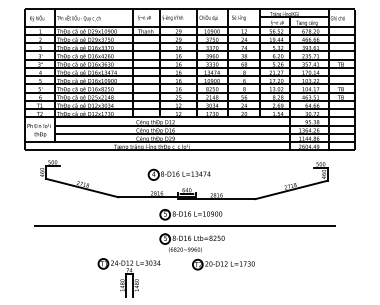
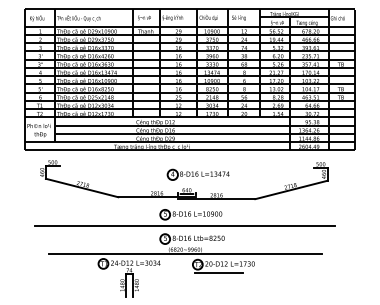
part position: (178, 174) -> (197, 174) (197, 174)
line: none -> present (185, 254)
line: none -> present (218, 273)
